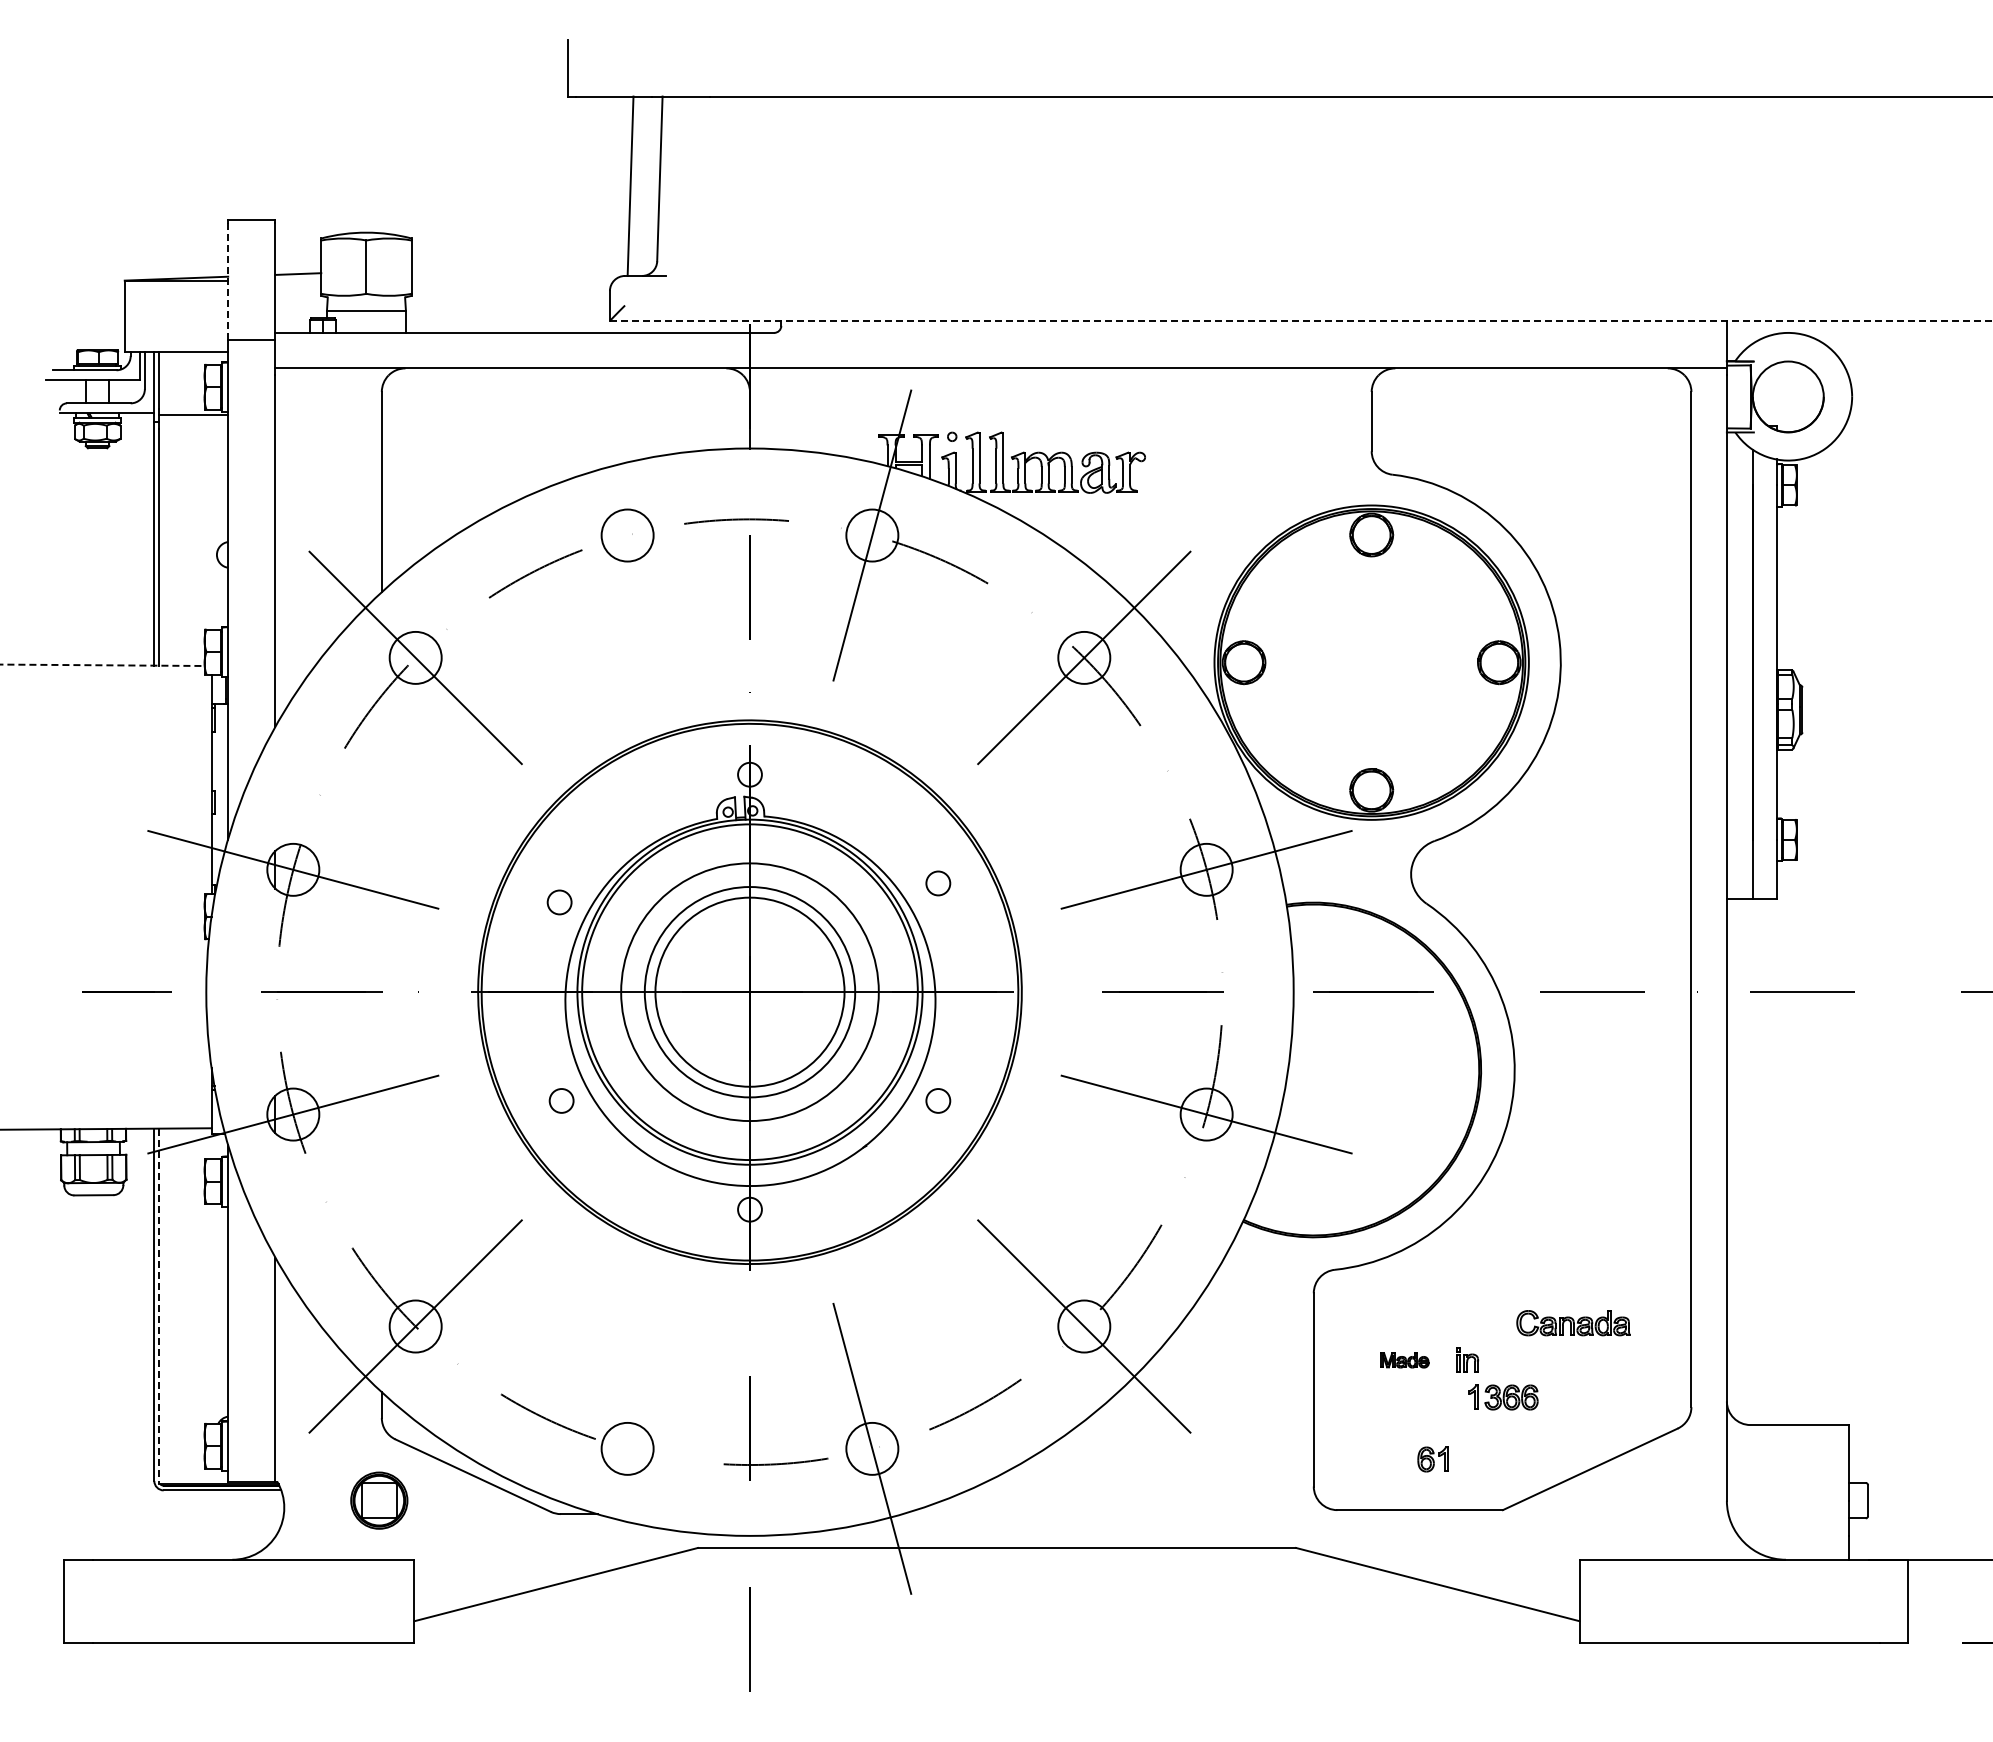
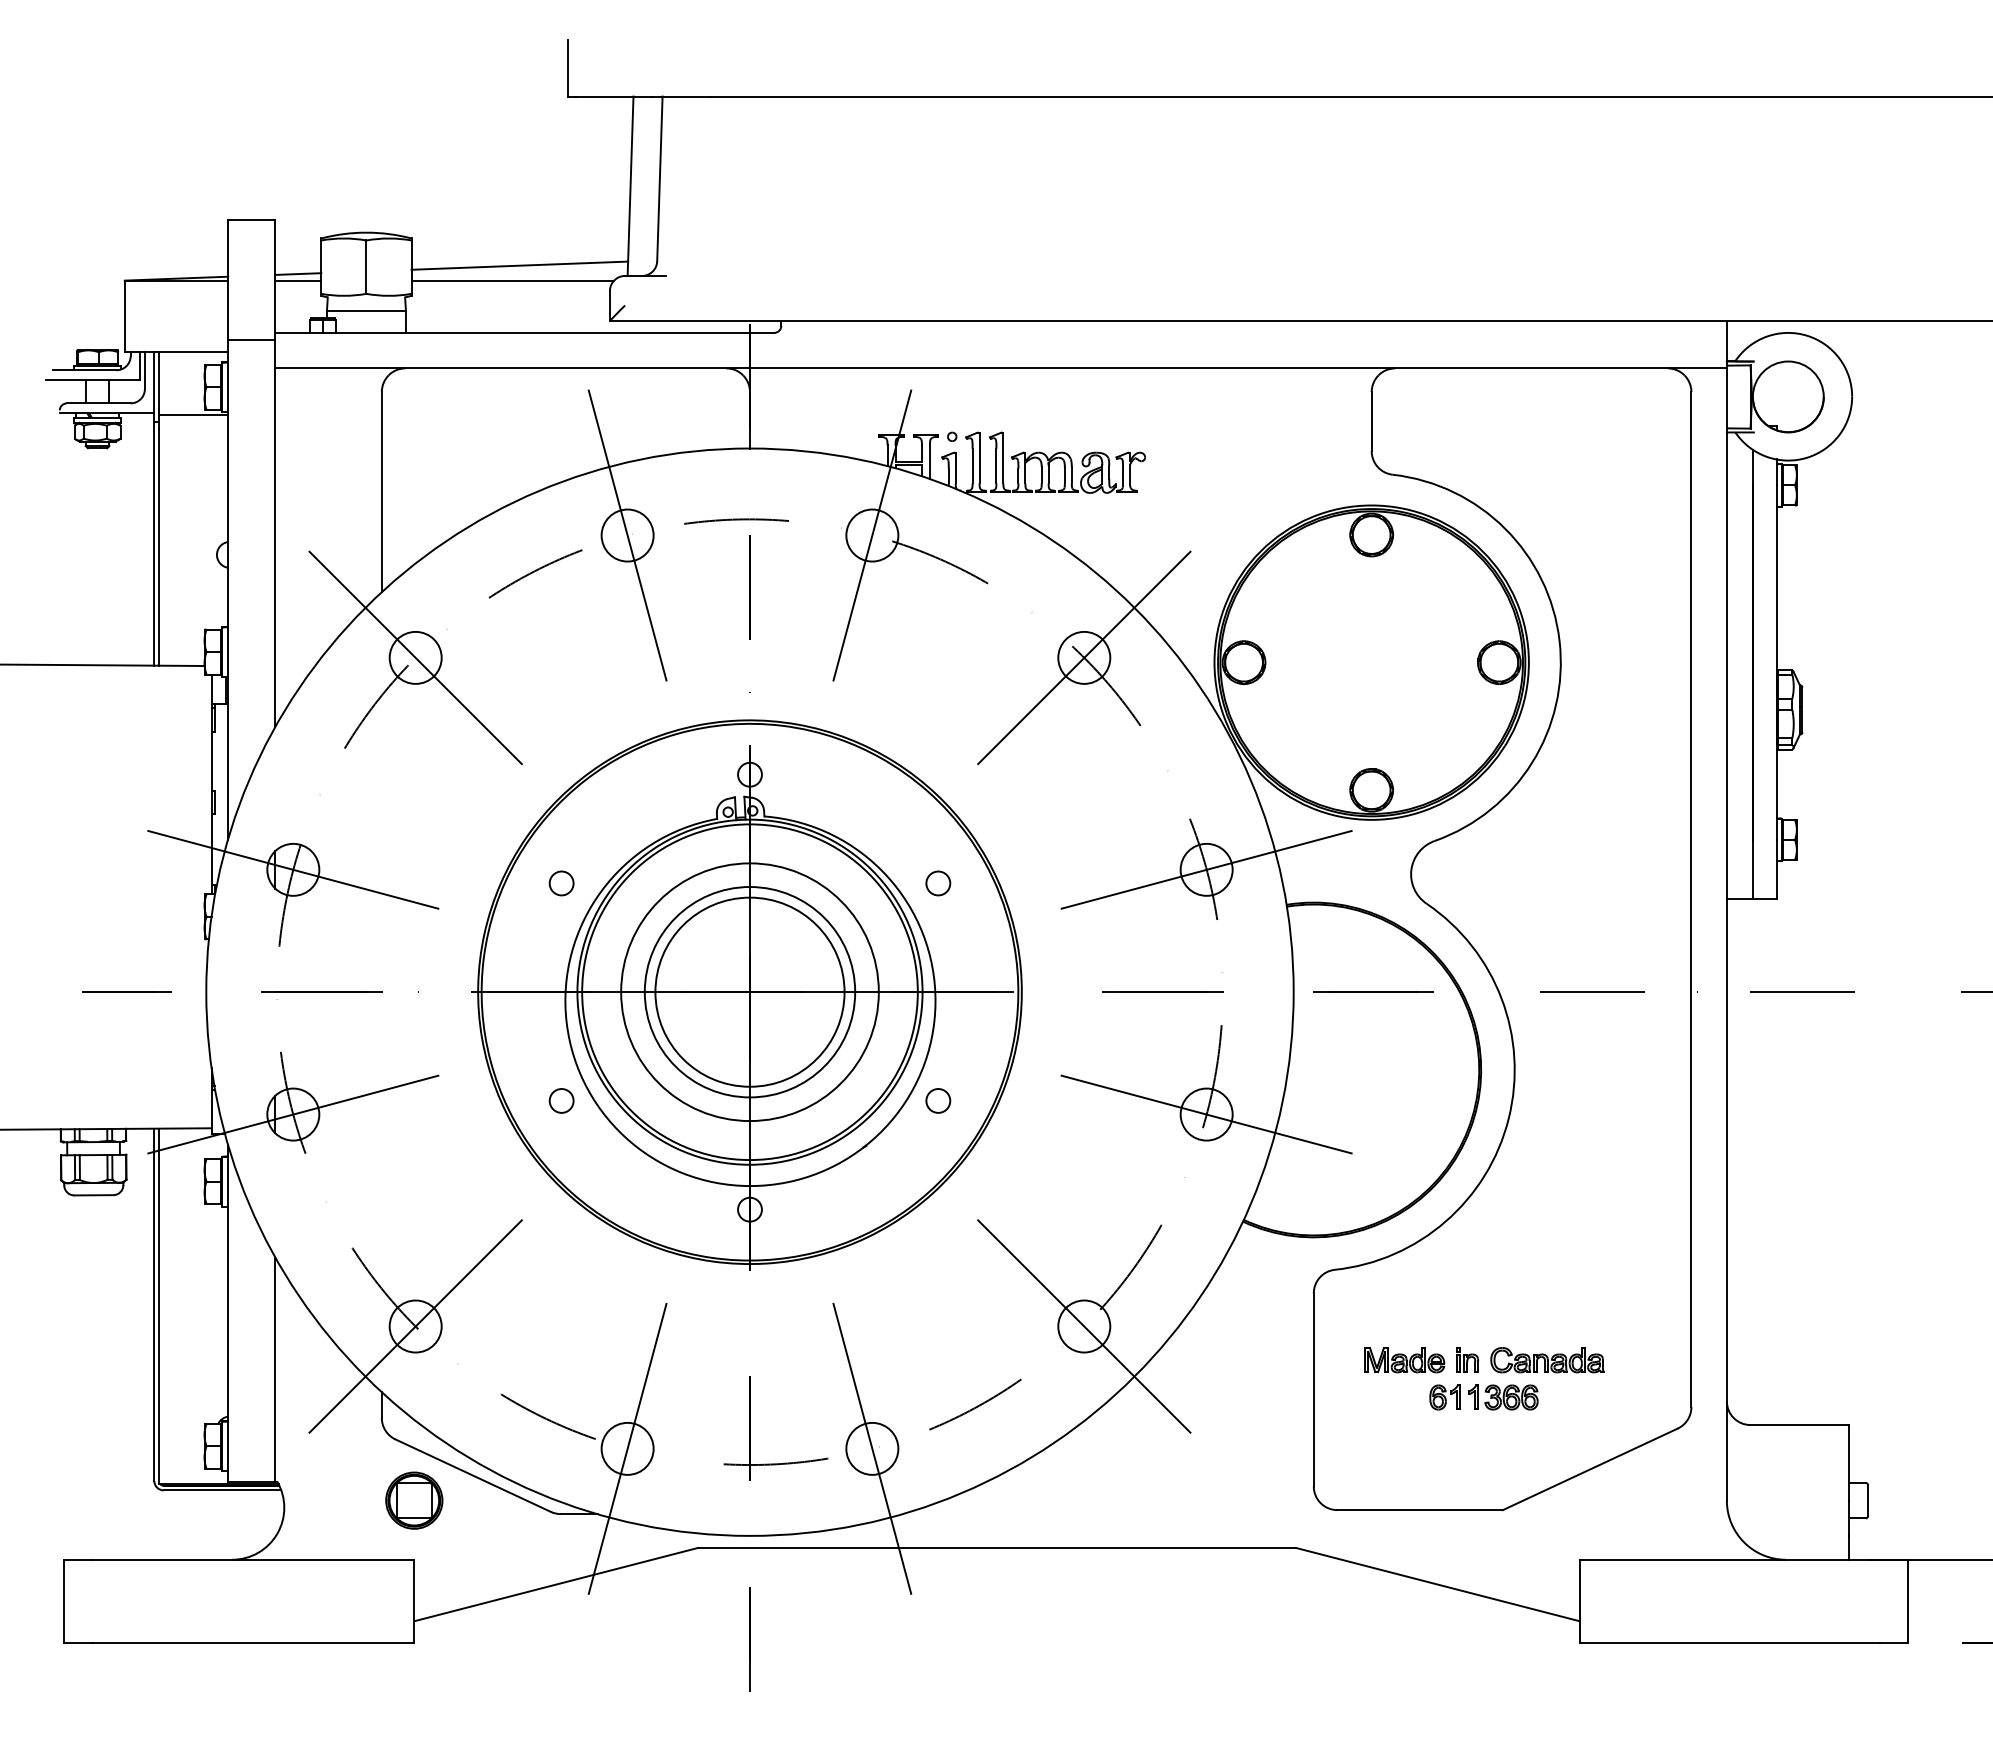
line: none -> present (519, 265)
line: none -> present (298, 280)
line: none -> present (512, 280)
line: dashed -> solid (228, 281)
line: dashed -> solid (1301, 321)
line: none -> present (627, 535)
line: dashed -> solid (102, 665)
circle position: (559, 902) -> (561, 883) (561, 883)
line: dashed -> solid (159, 1306)
part position: (1573, 1323) -> (1547, 1360) (1547, 1360)
part size: 50x17 px -> 82x27 px (1404, 1360)
line: none -> present (627, 1448)
part position: (1432, 1459) -> (1444, 1397) (1444, 1397)
part position: (379, 1500) -> (414, 1500) (414, 1500)
